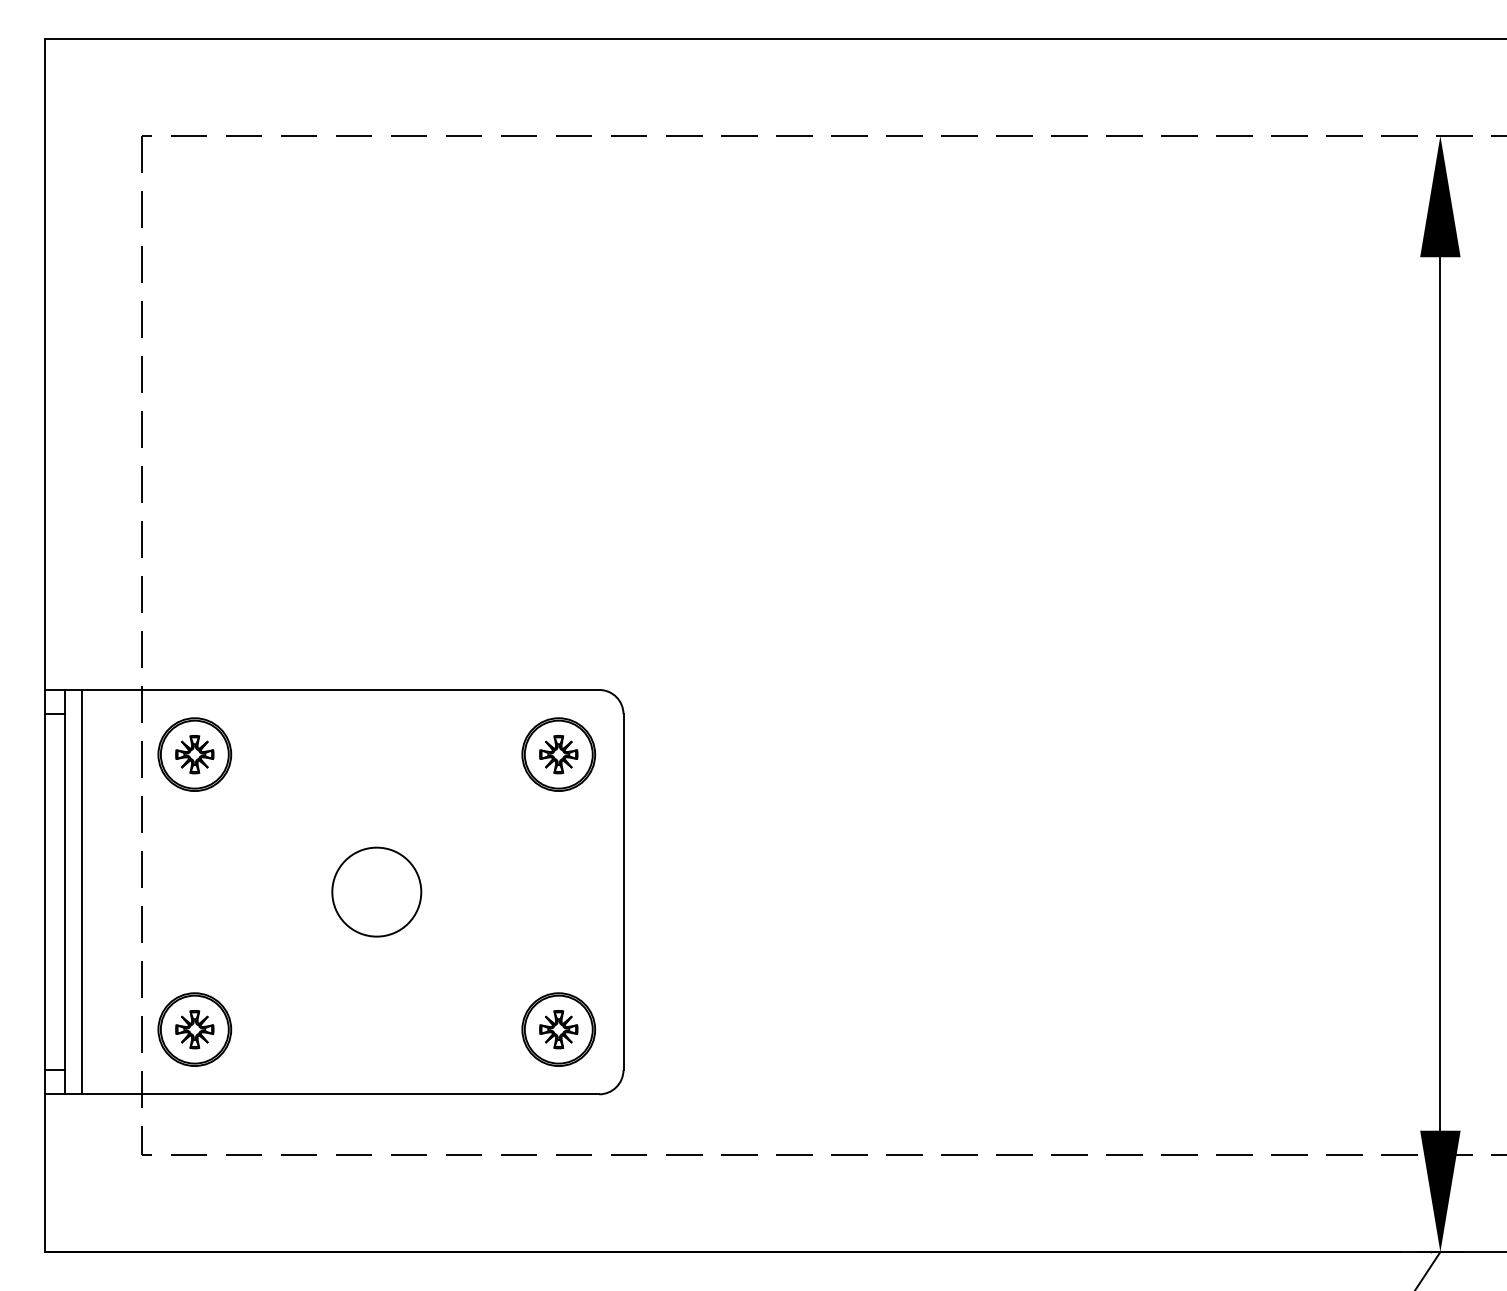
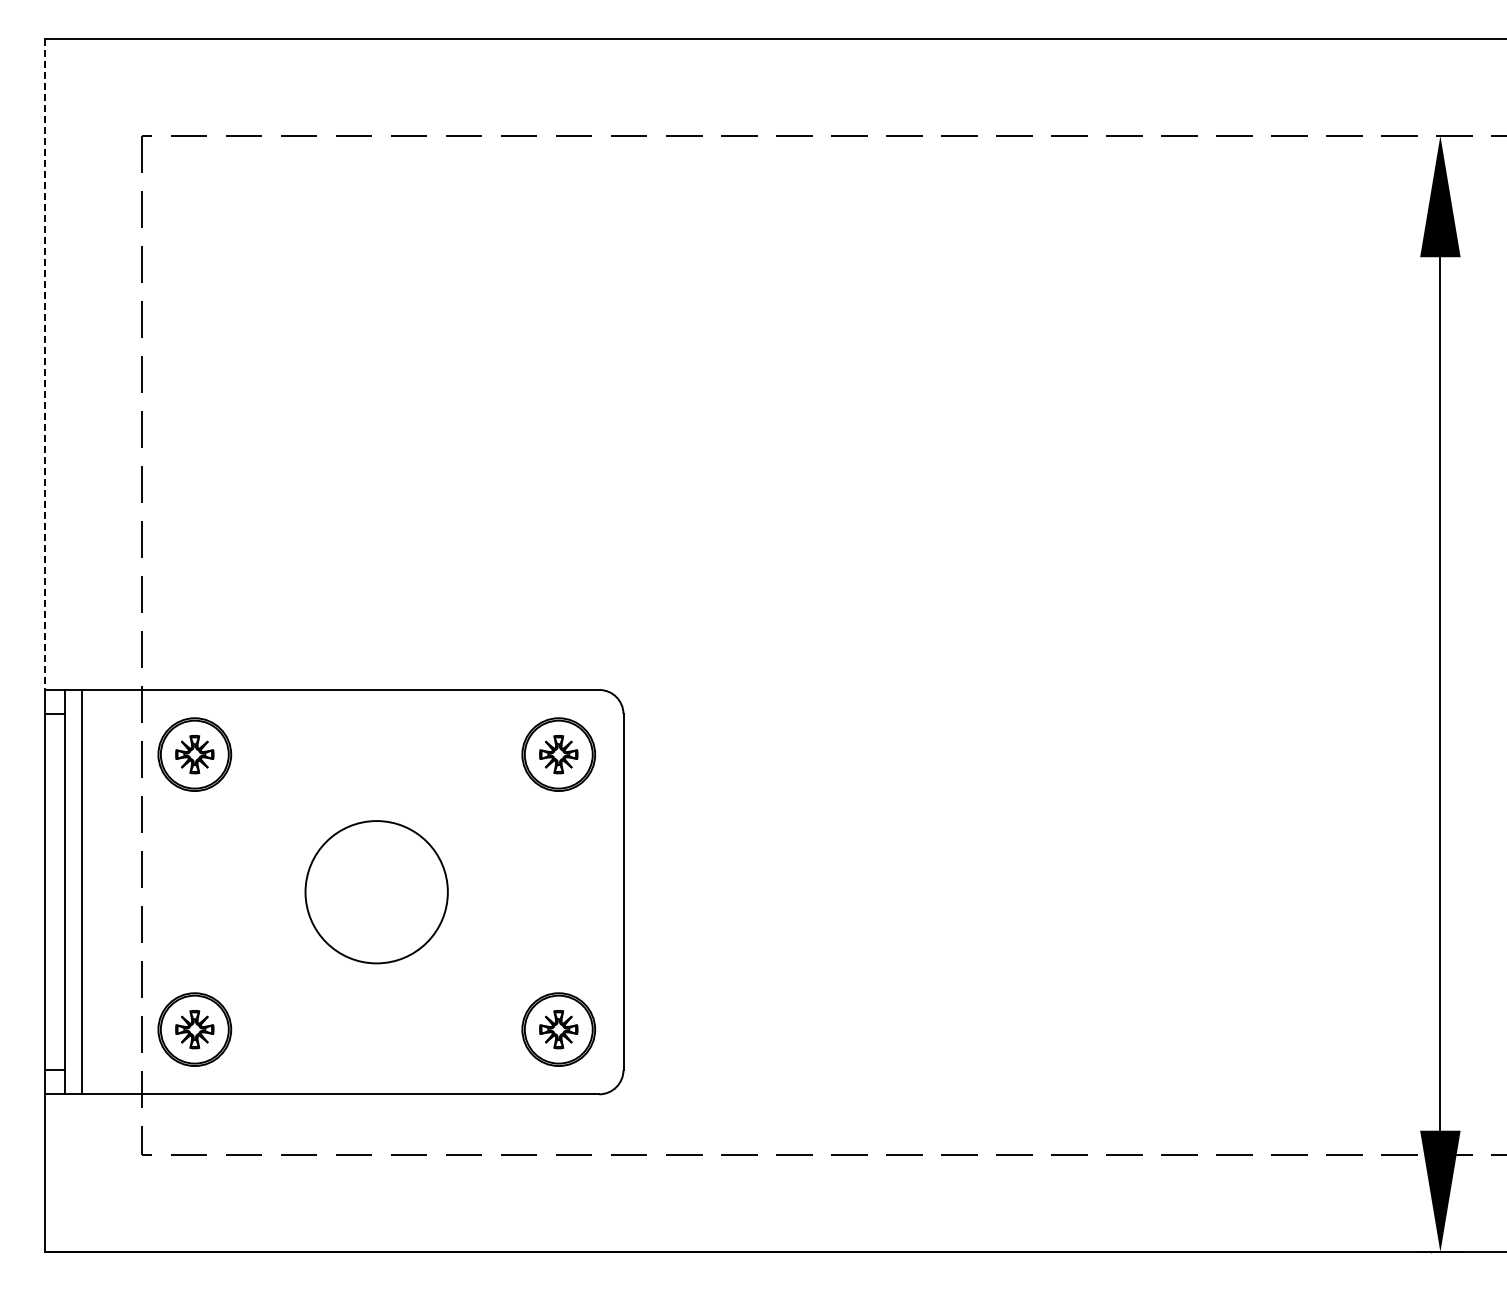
line: solid -> dashed (45, 364)
circle size: 92x92 px -> 145x145 px (376, 892)
line: present -> none (1428, 1269)
